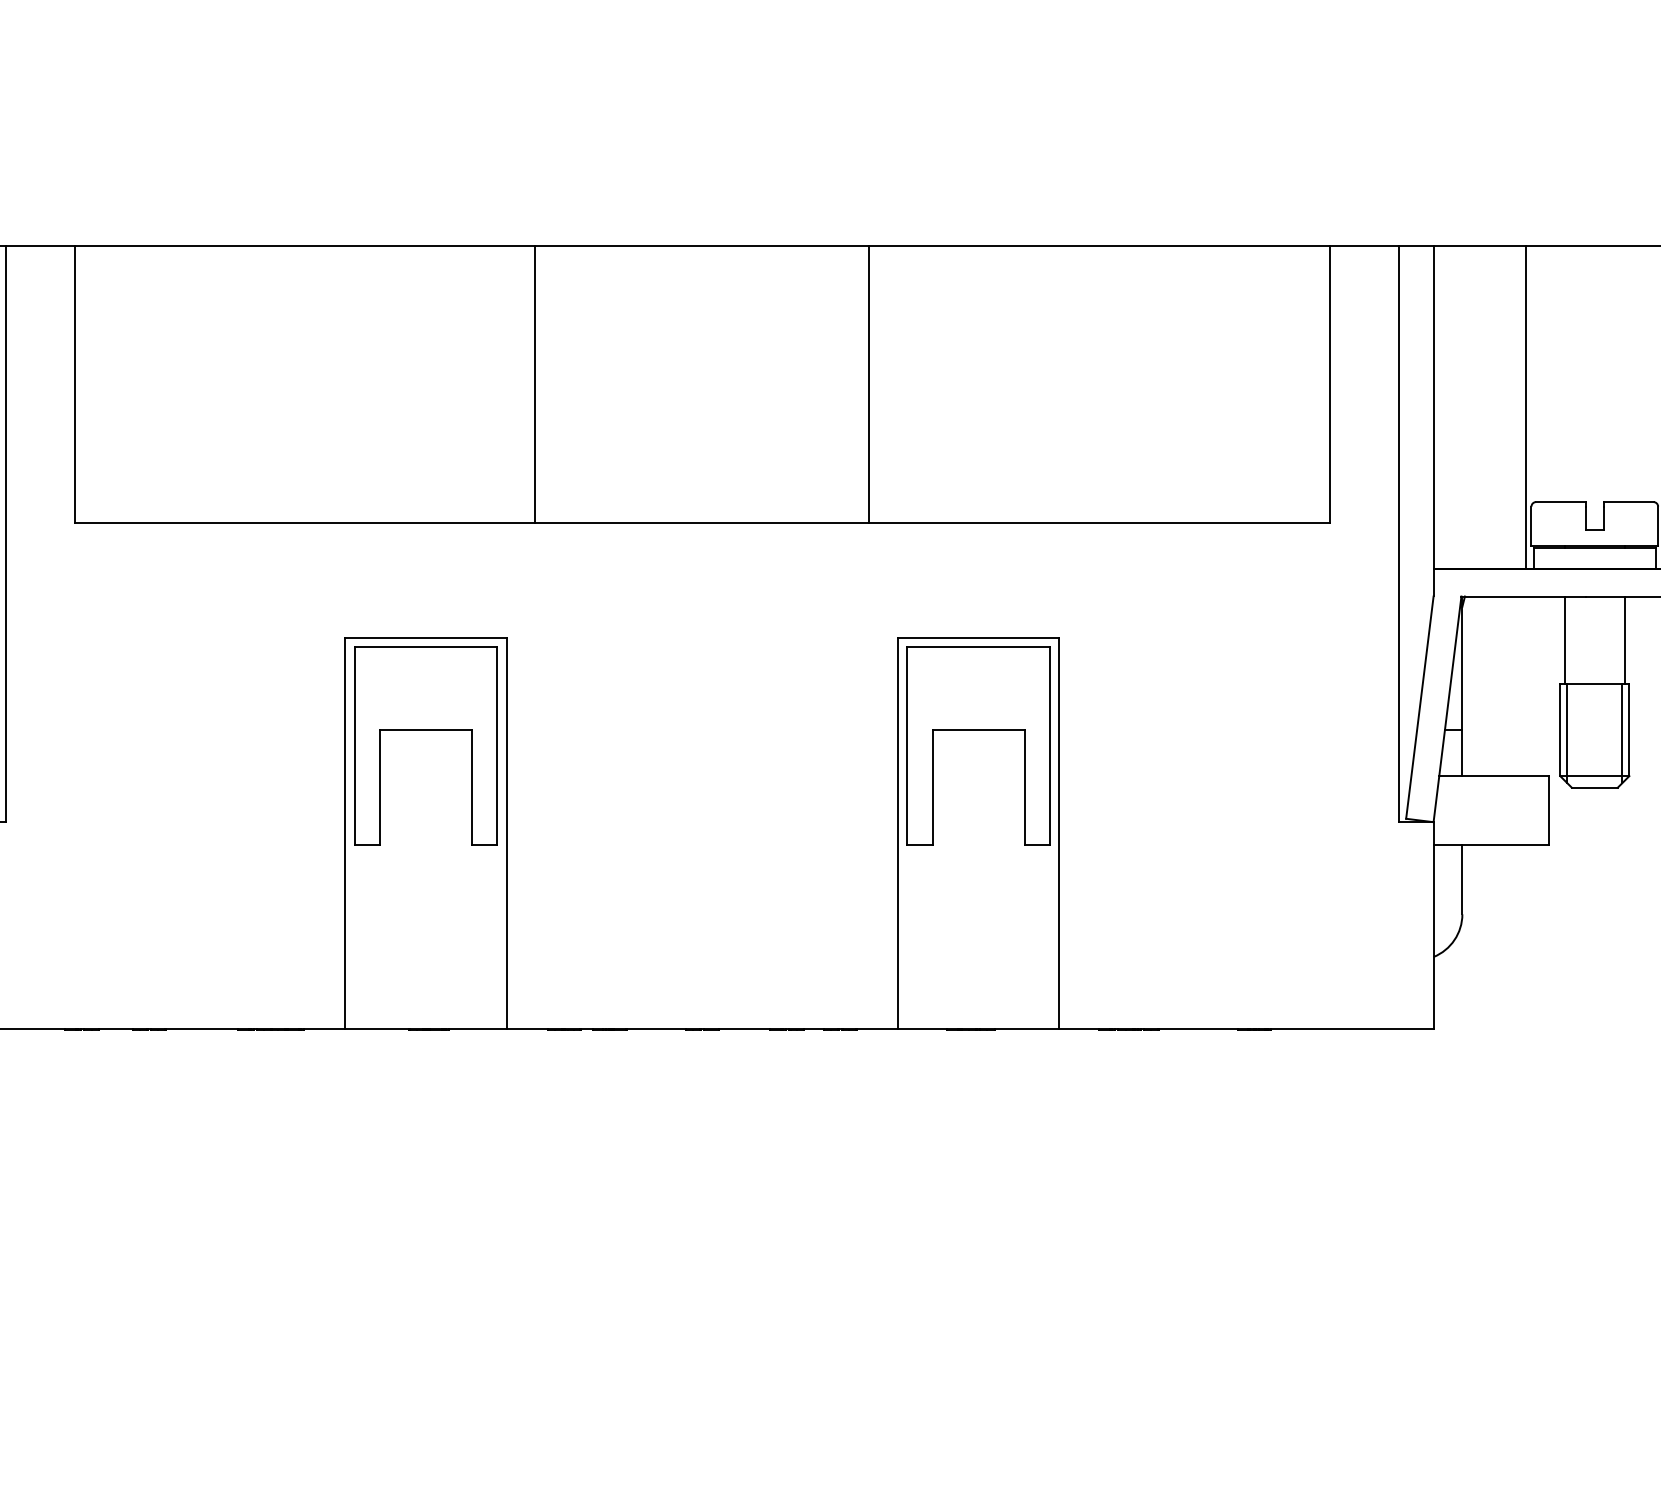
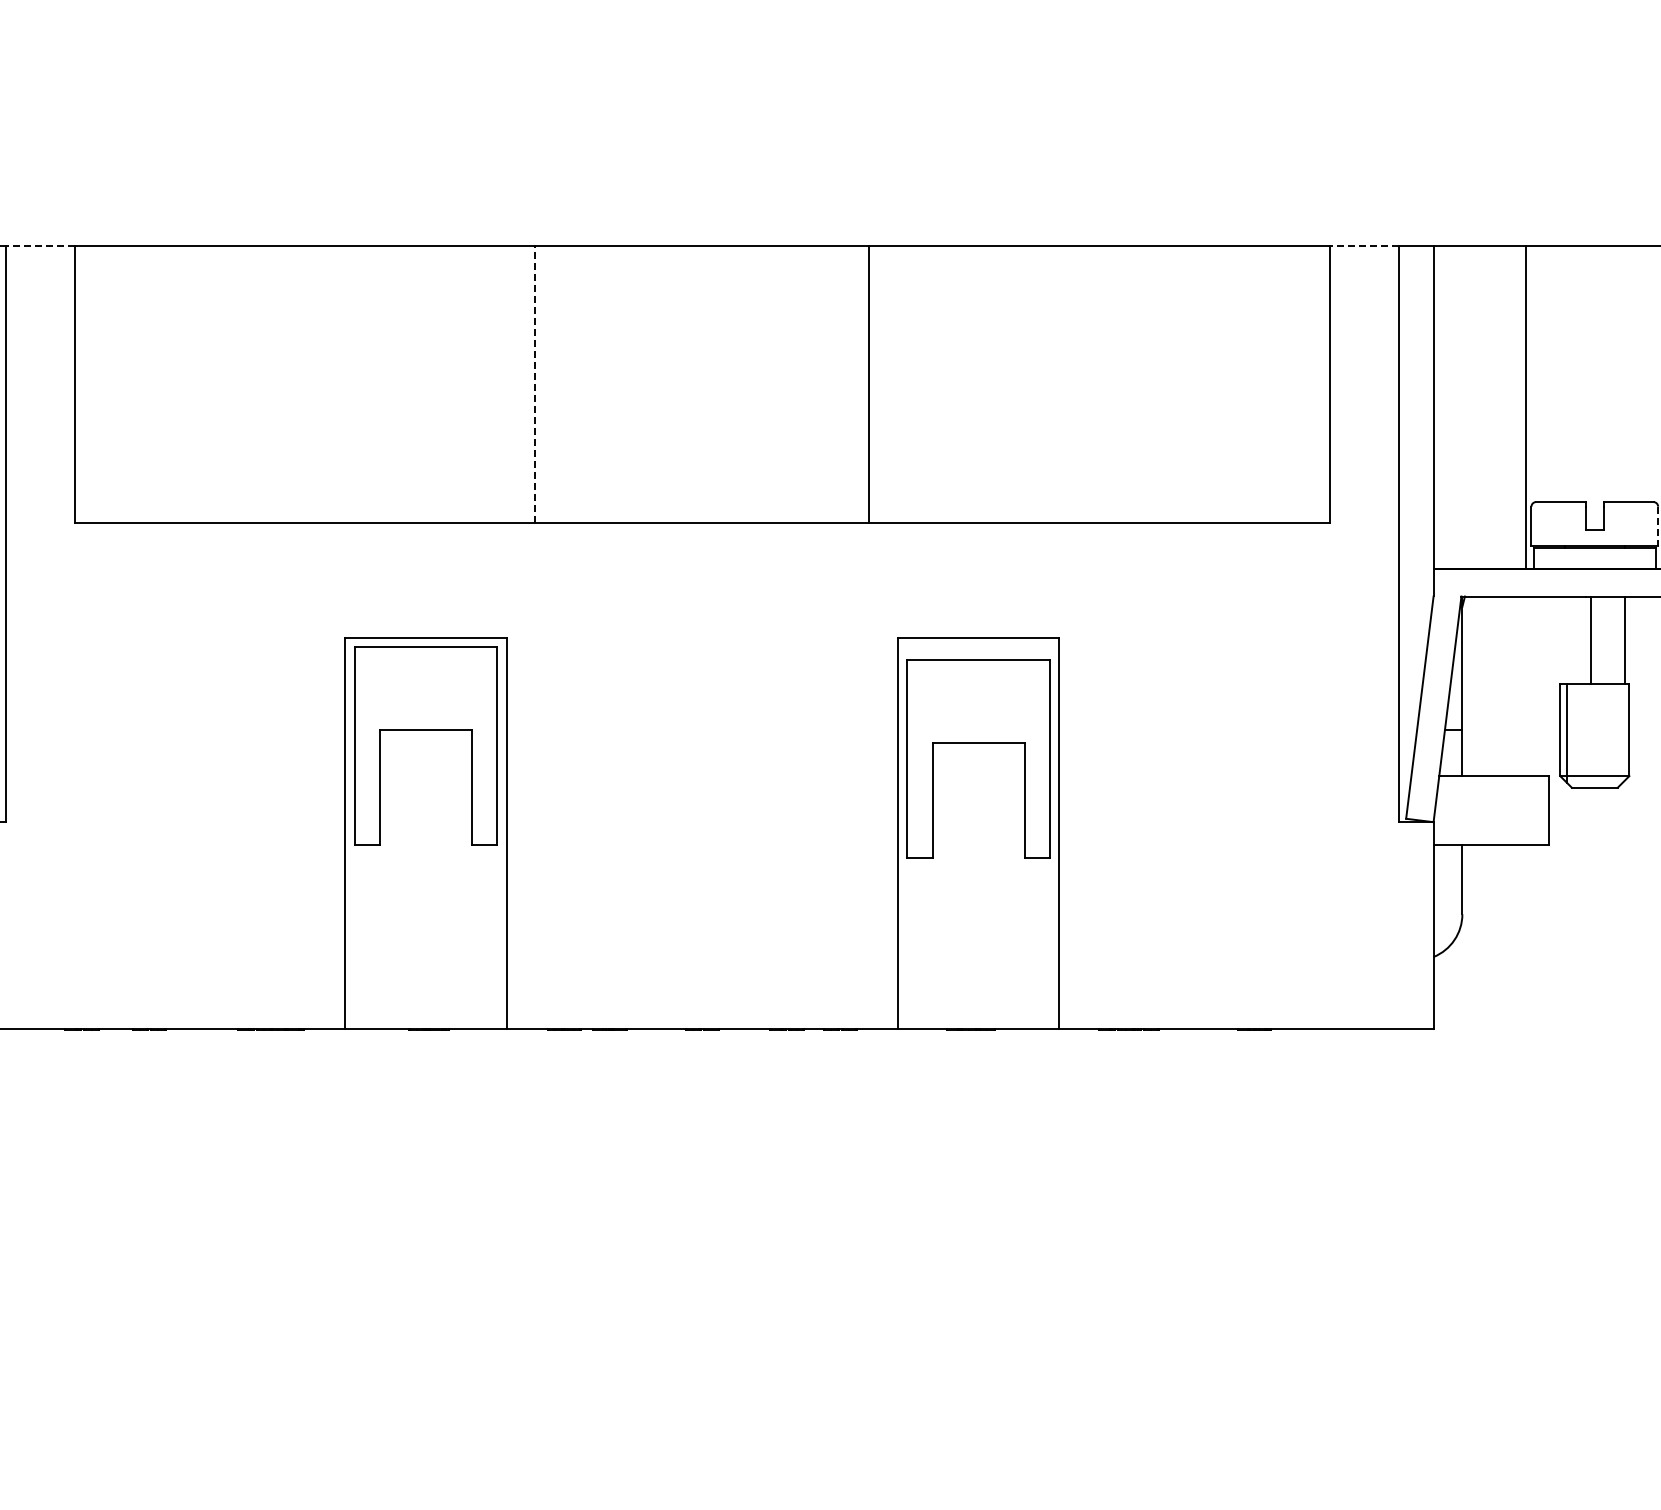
line: solid -> dashed (40, 246)
line: solid -> dashed (1364, 246)
line: solid -> dashed (535, 384)
line: solid -> dashed (1658, 526)
line position: (1564, 640) -> (1590, 640) (1590, 640)
part position: (978, 730) -> (978, 743) (978, 743)
line: present -> none (1622, 733)
